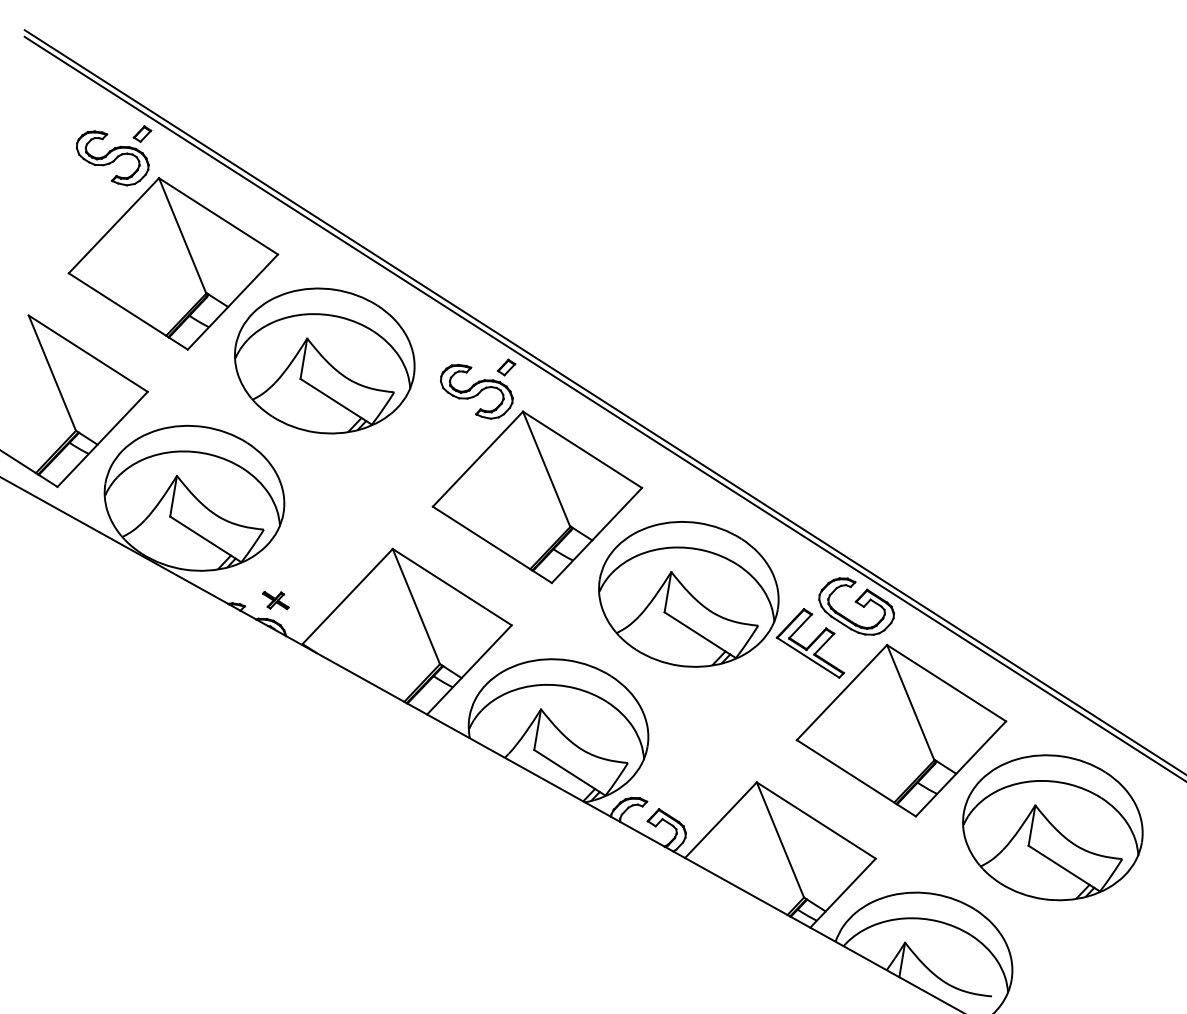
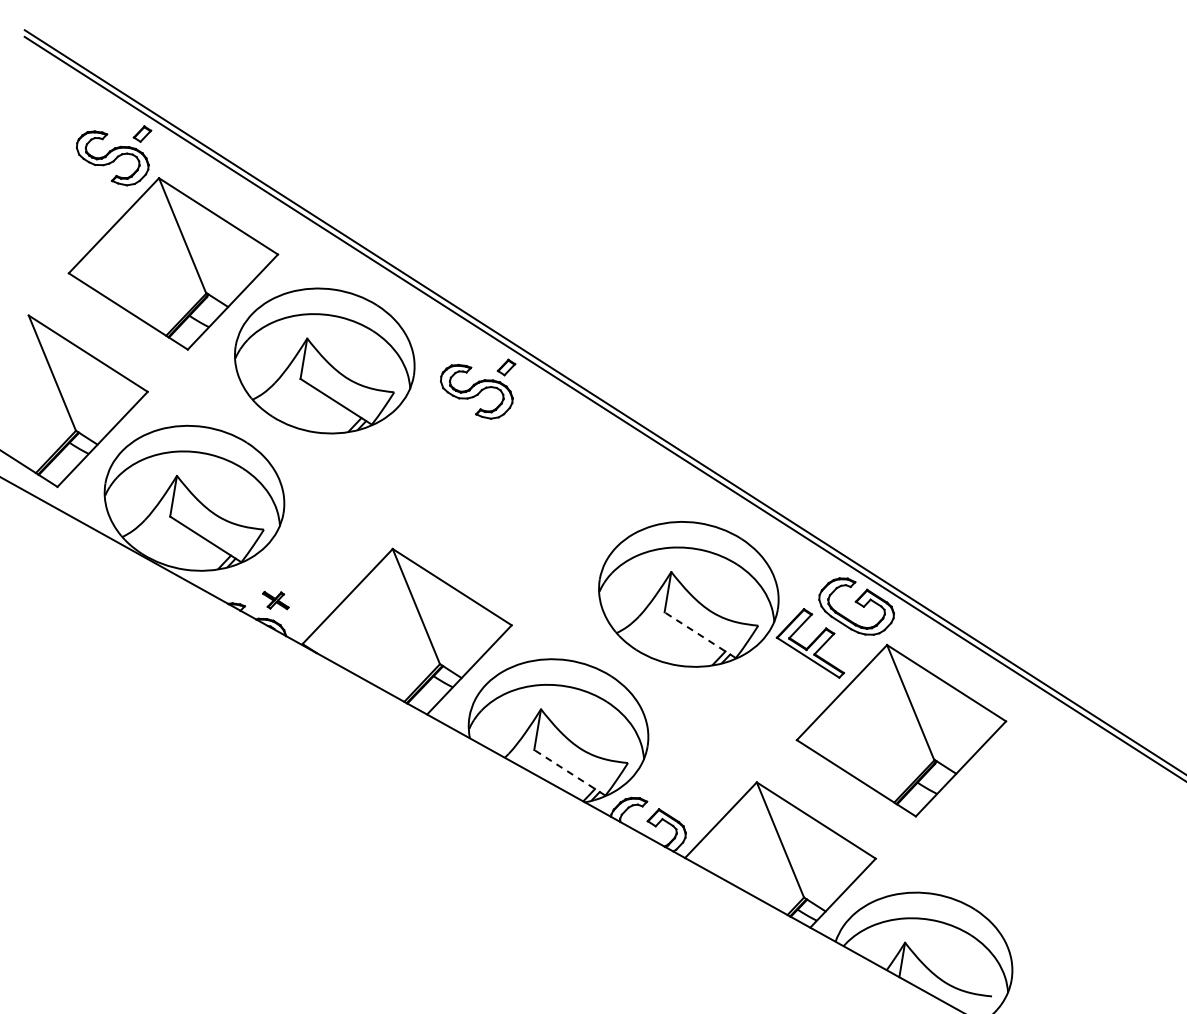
part: present -> none (537, 497)
line: solid -> dashed (699, 634)
line: solid -> dashed (569, 772)
part: present -> none (1052, 827)
